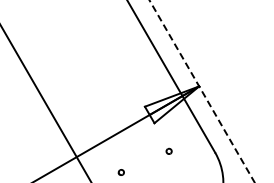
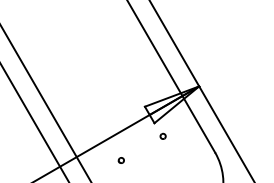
line: dashed -> solid (202, 91)
line: none -> present (34, 122)
part position: (168, 150) -> (162, 135) (162, 135)
part position: (120, 172) -> (120, 160) (120, 160)
